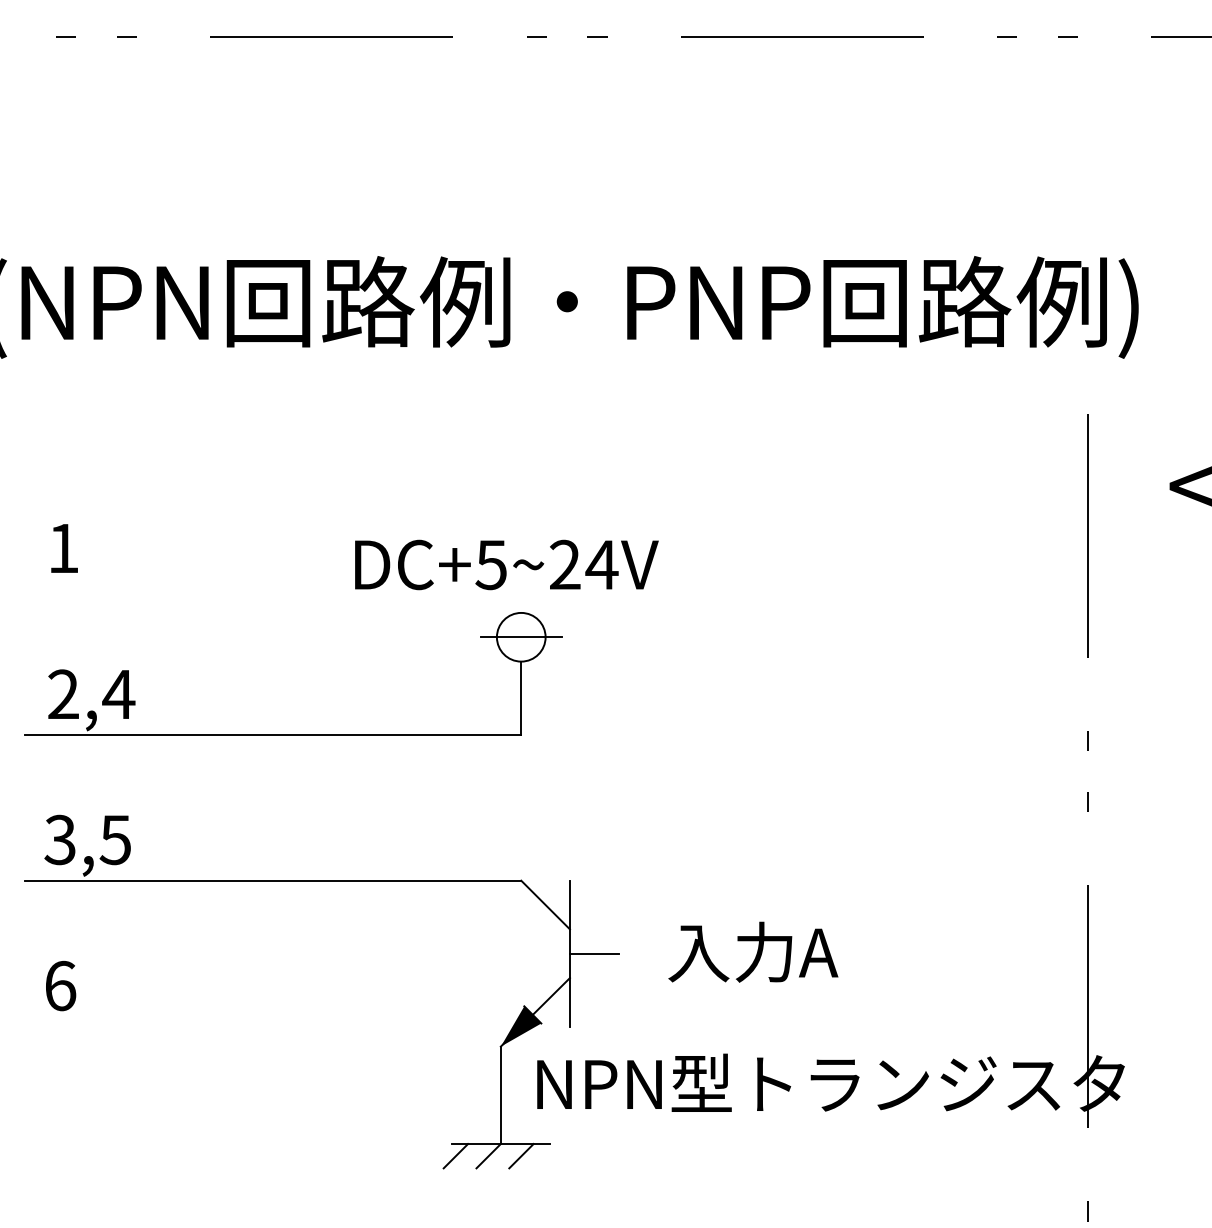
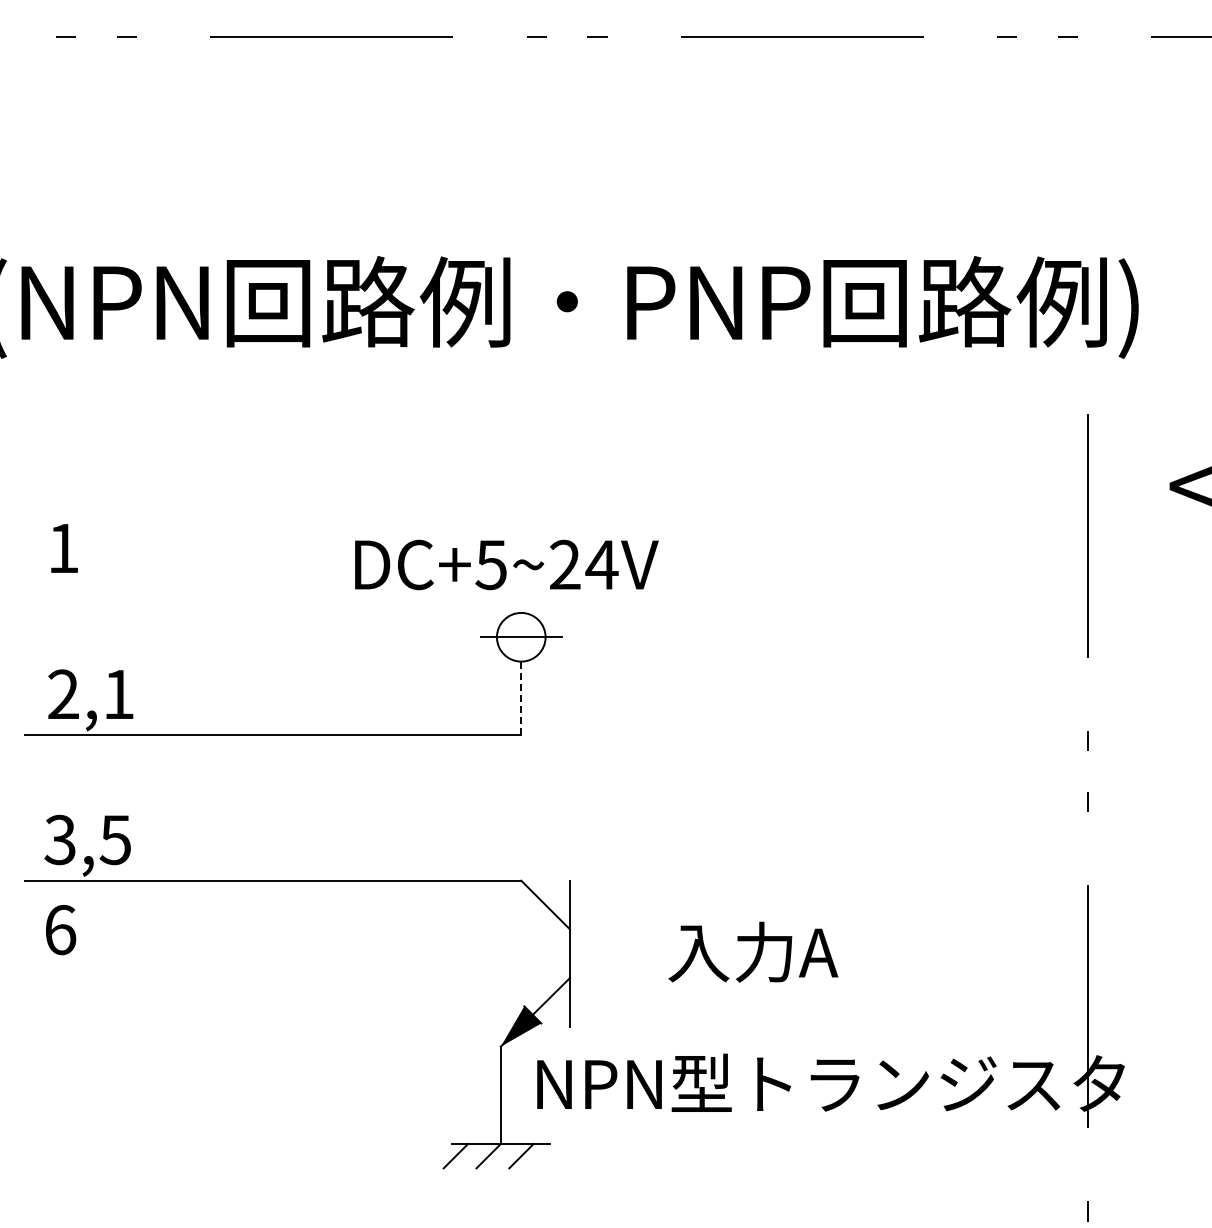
text: 2,4 -> 2,1 (118, 694)
line: solid -> dashed (521, 698)
line: present -> none (593, 953)
text position: (61, 986) -> (61, 930) (61, 930)
